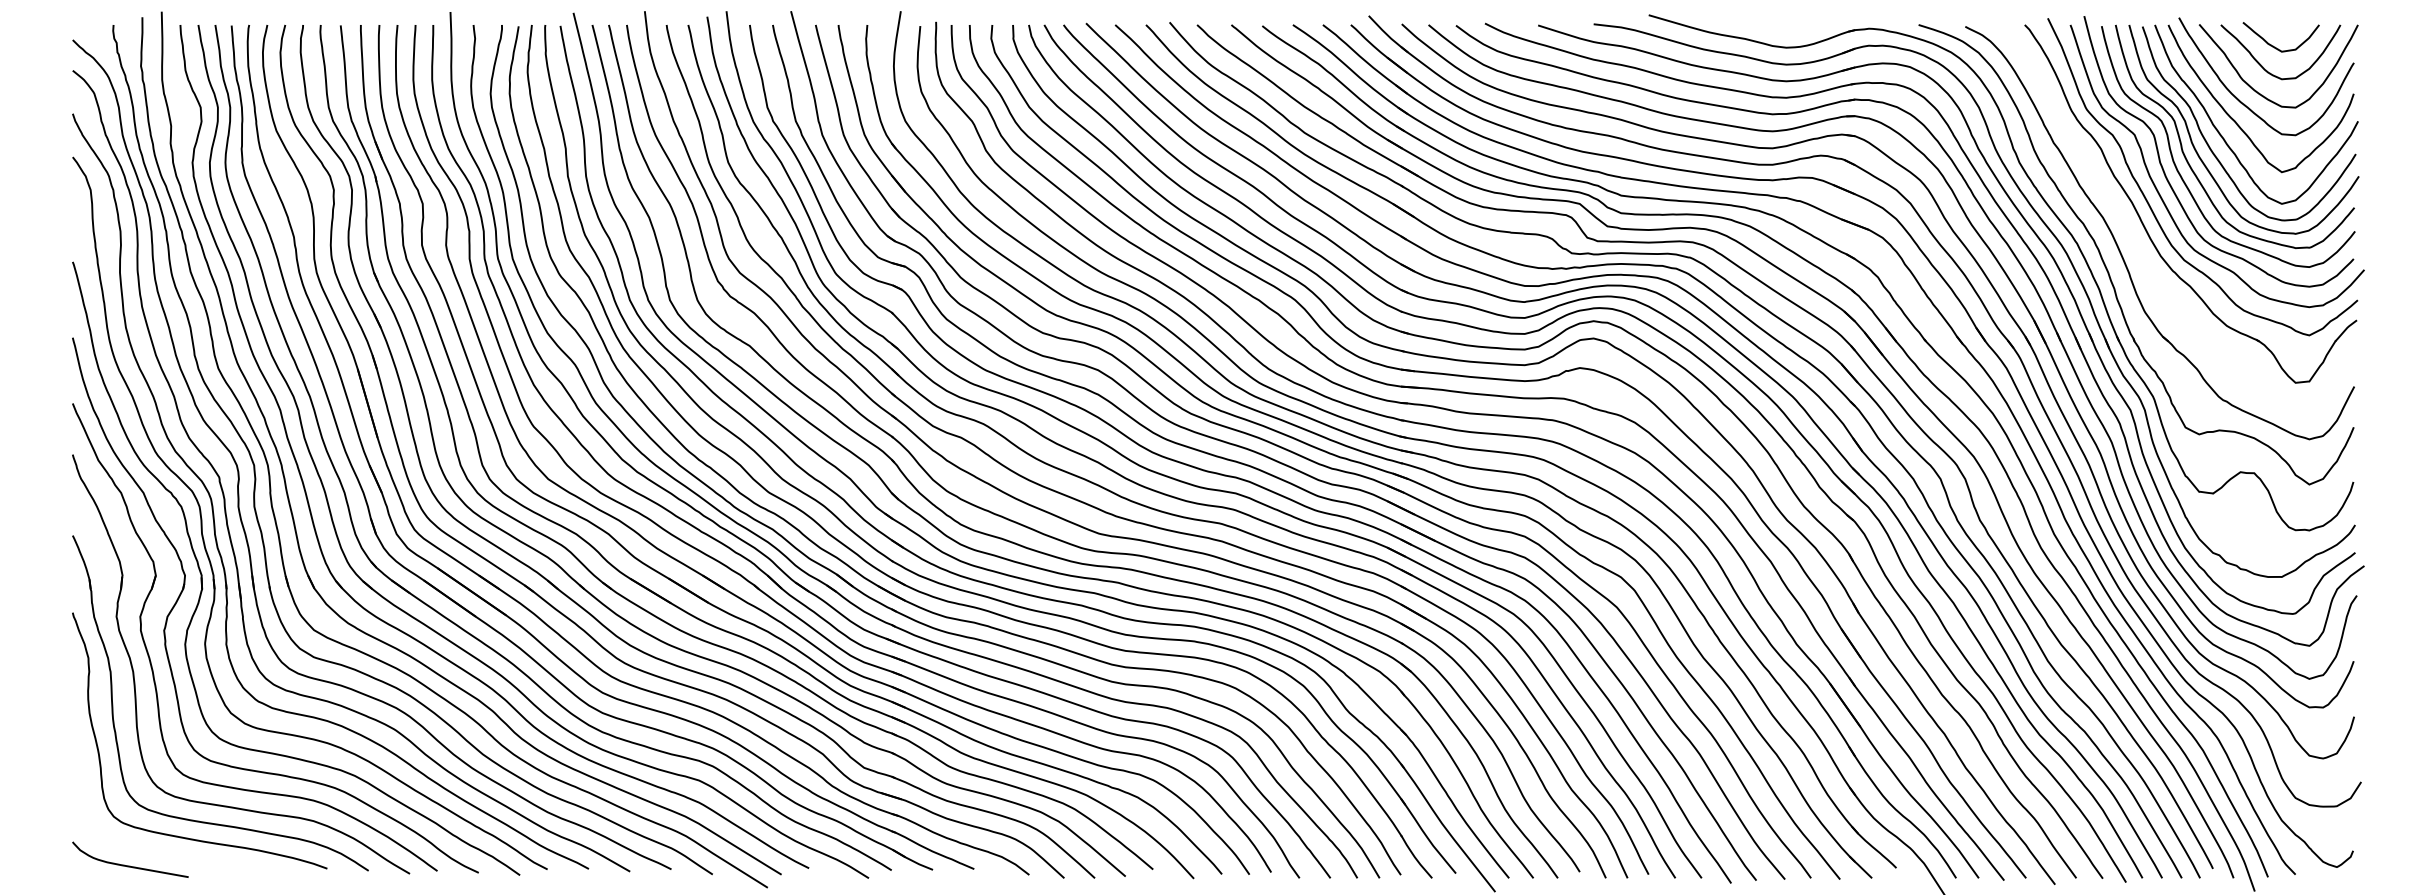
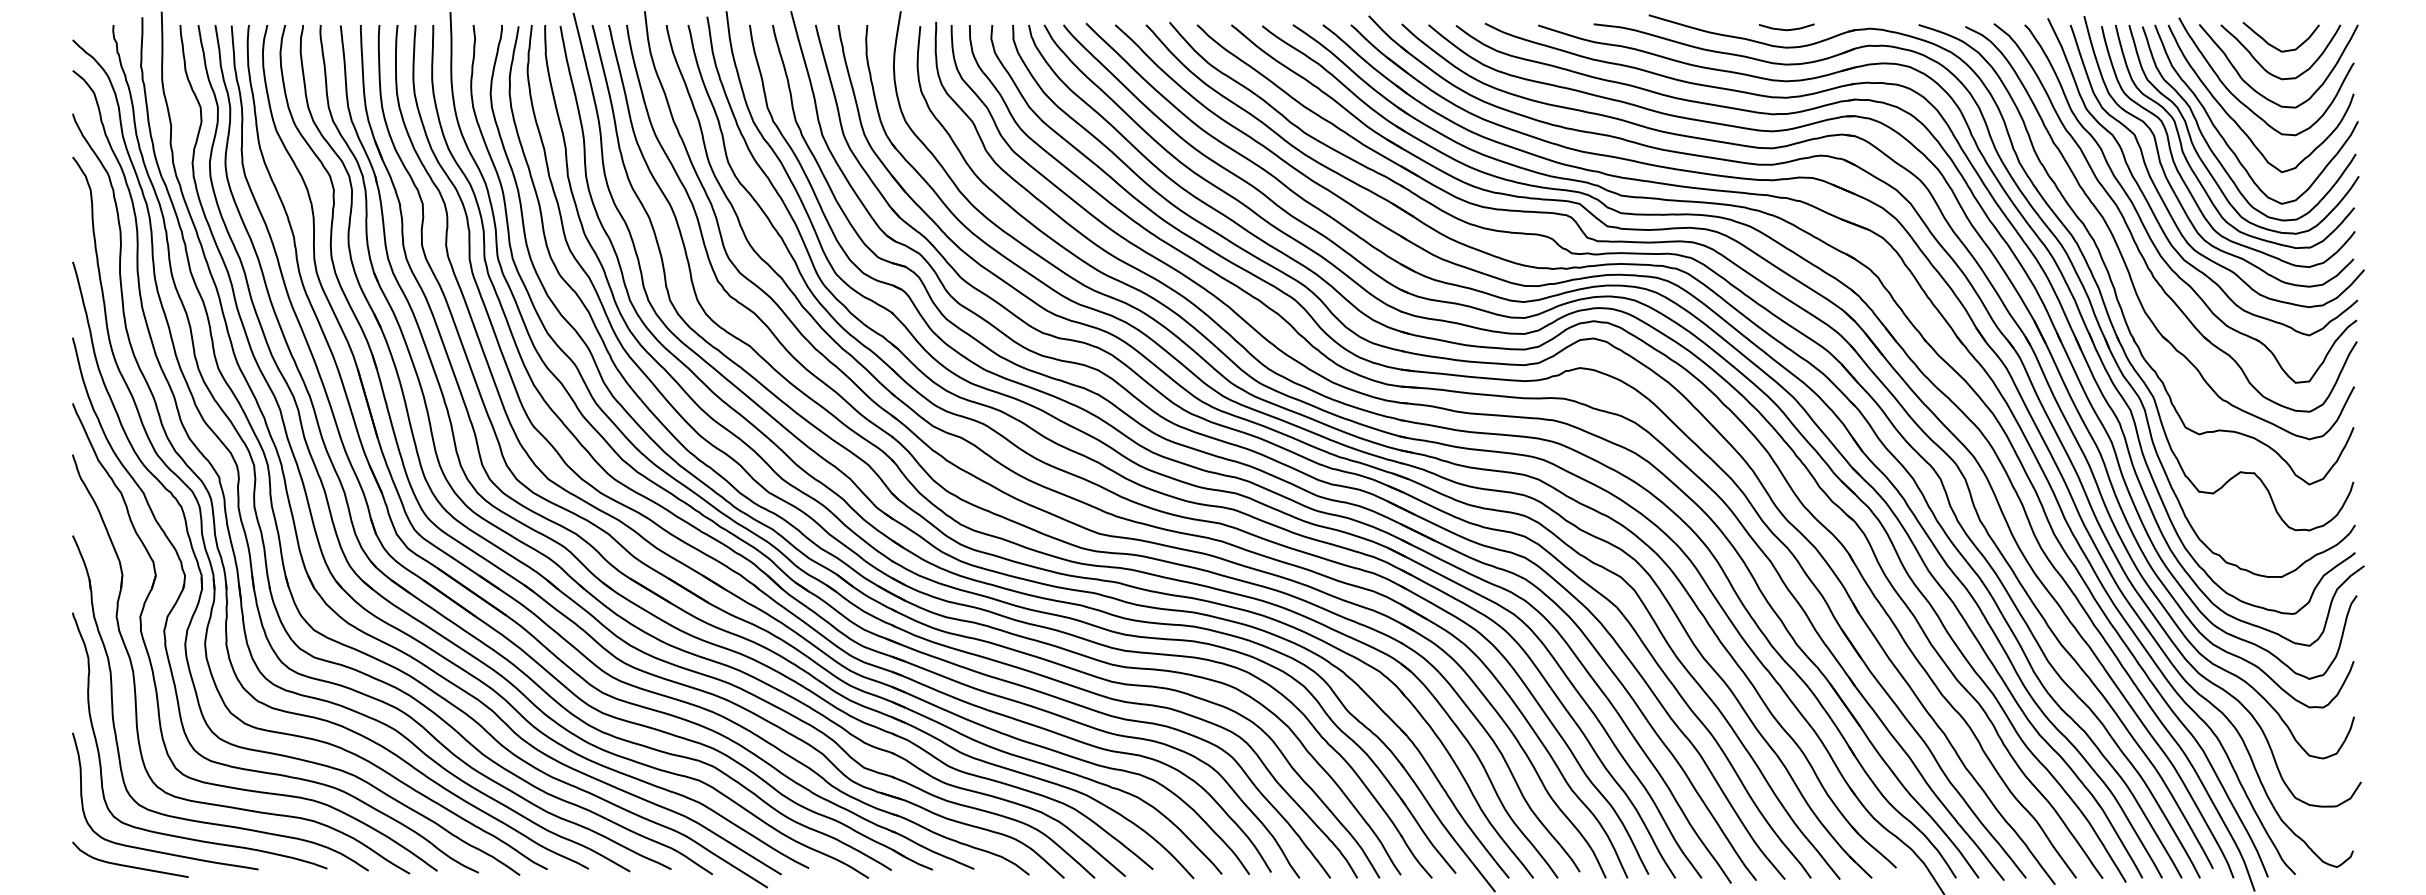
curve: none -> present (1786, 29)
part: none -> present (2134, 238)
curve: none -> present (156, 850)
